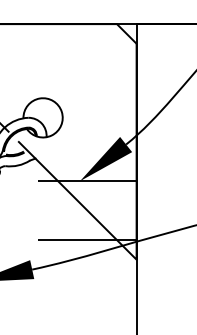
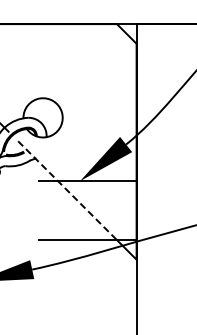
line: solid -> dashed (67, 190)
